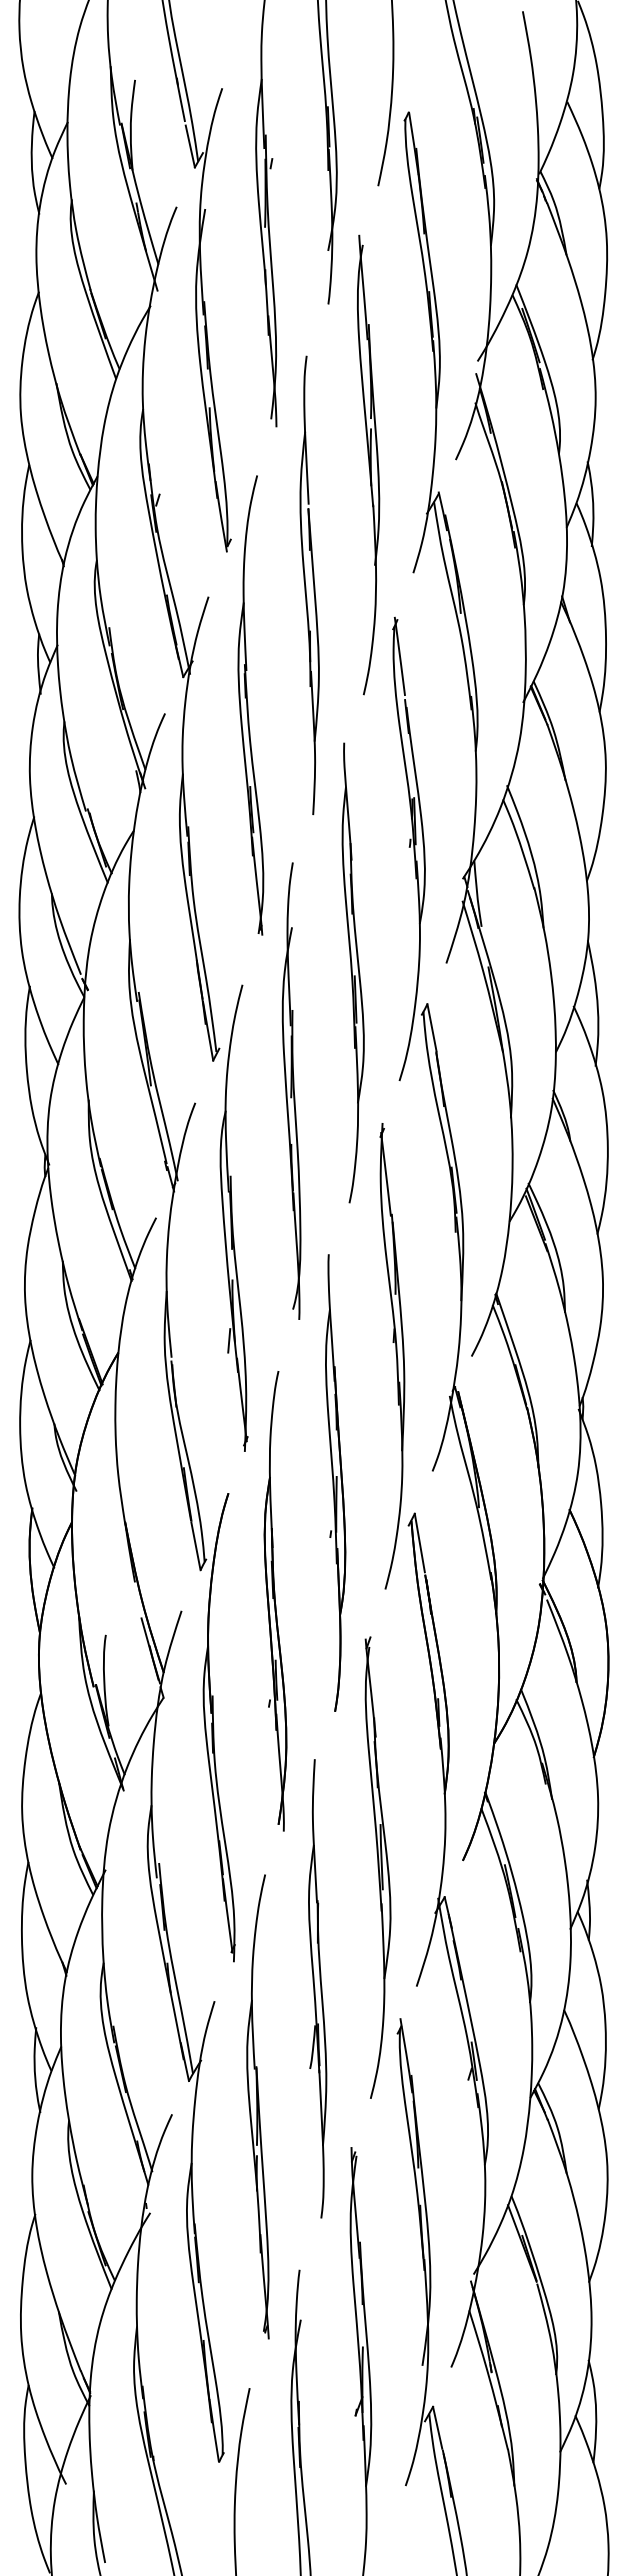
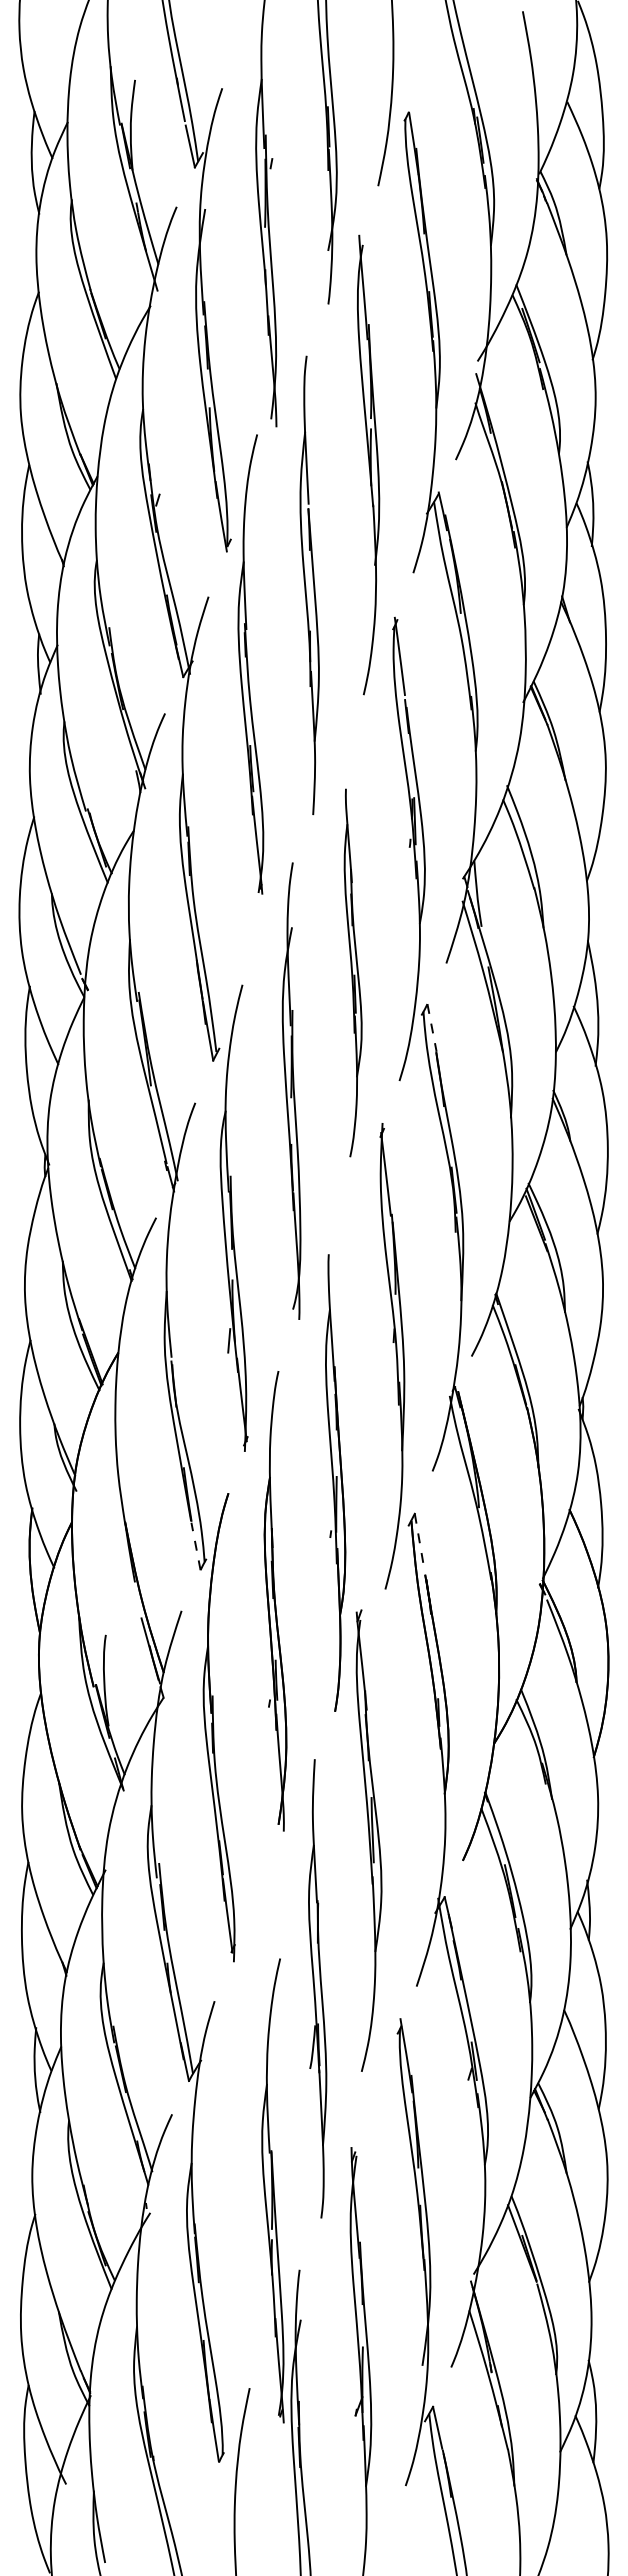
part position: (250, 705) -> (250, 664) (250, 664)
part size: 24x462 px -> 20x370 px (352, 972)
line: solid -> dashed (432, 1028)
line: solid -> dashed (419, 1543)
line: solid -> dashed (195, 1546)
part position: (377, 1867) -> (368, 1840) (368, 1840)
part position: (257, 2106) -> (272, 2190) (272, 2190)
